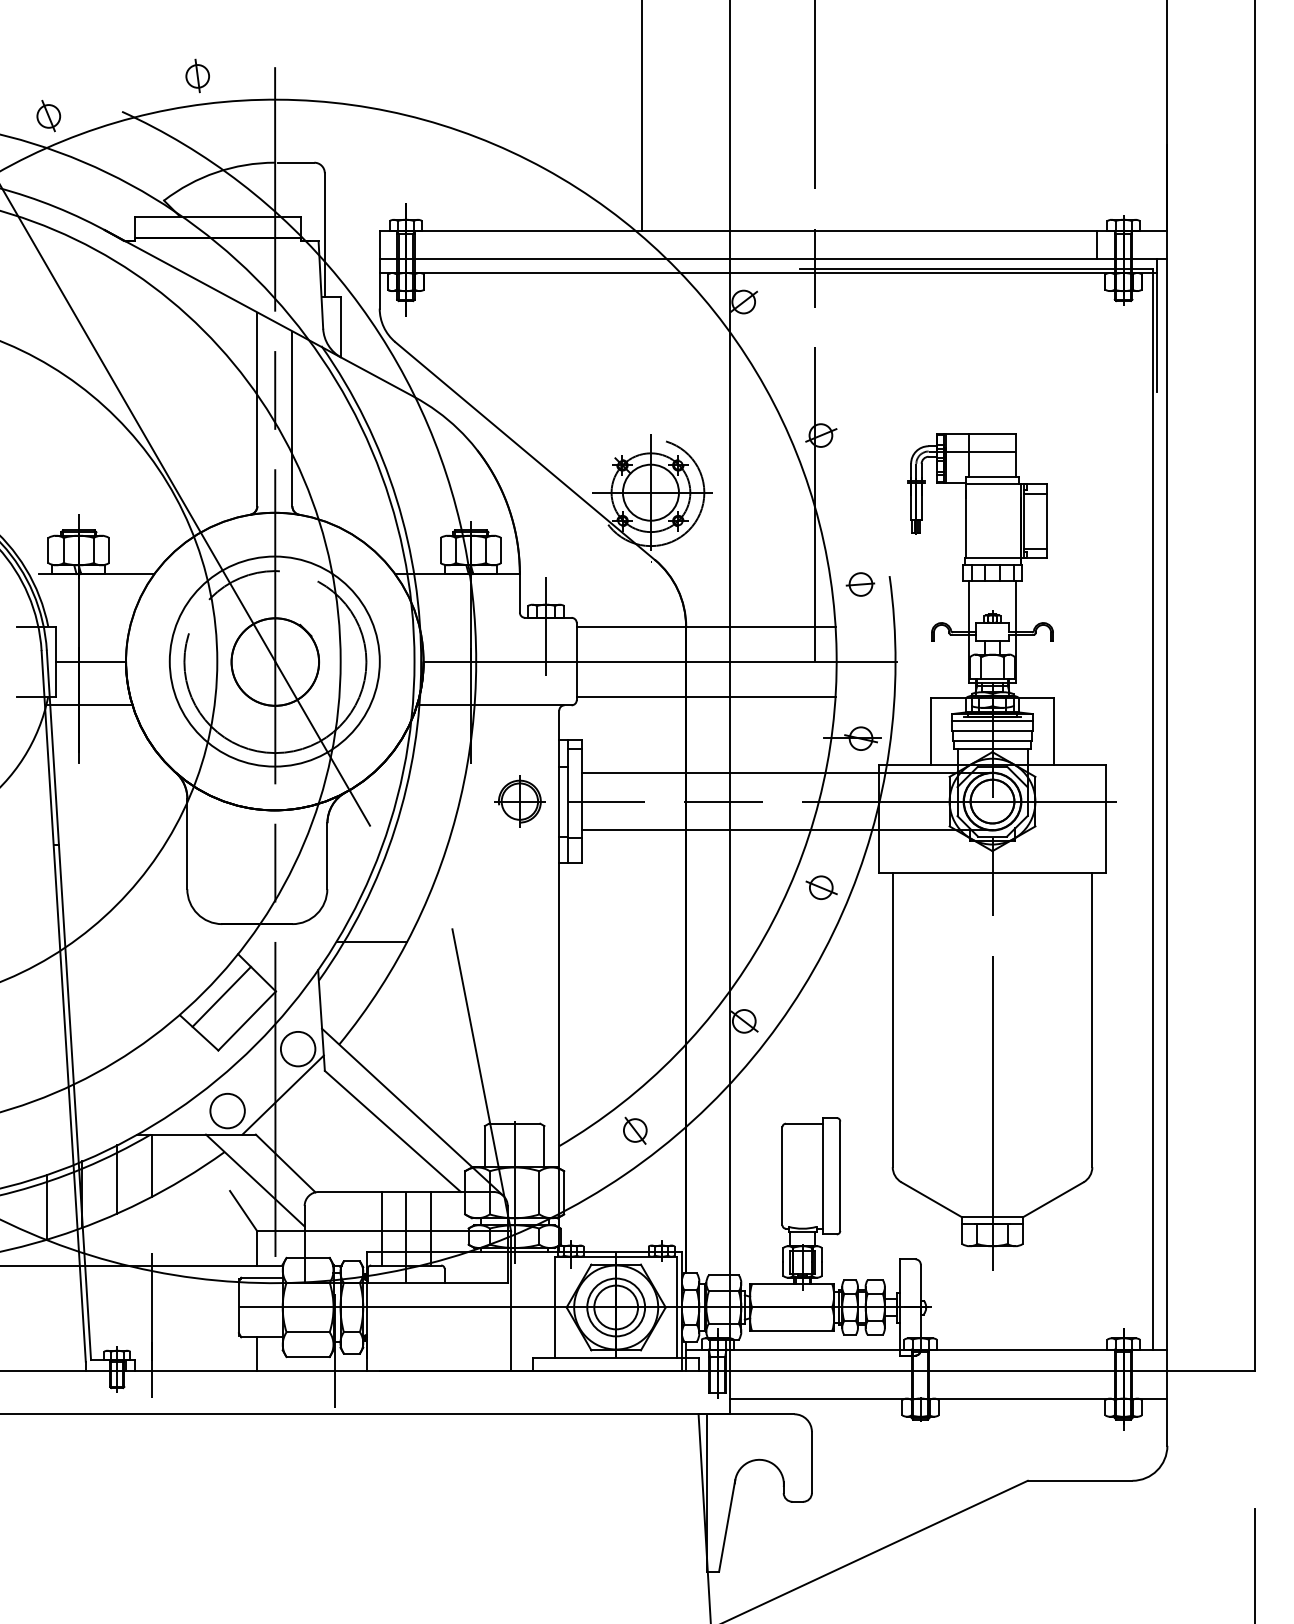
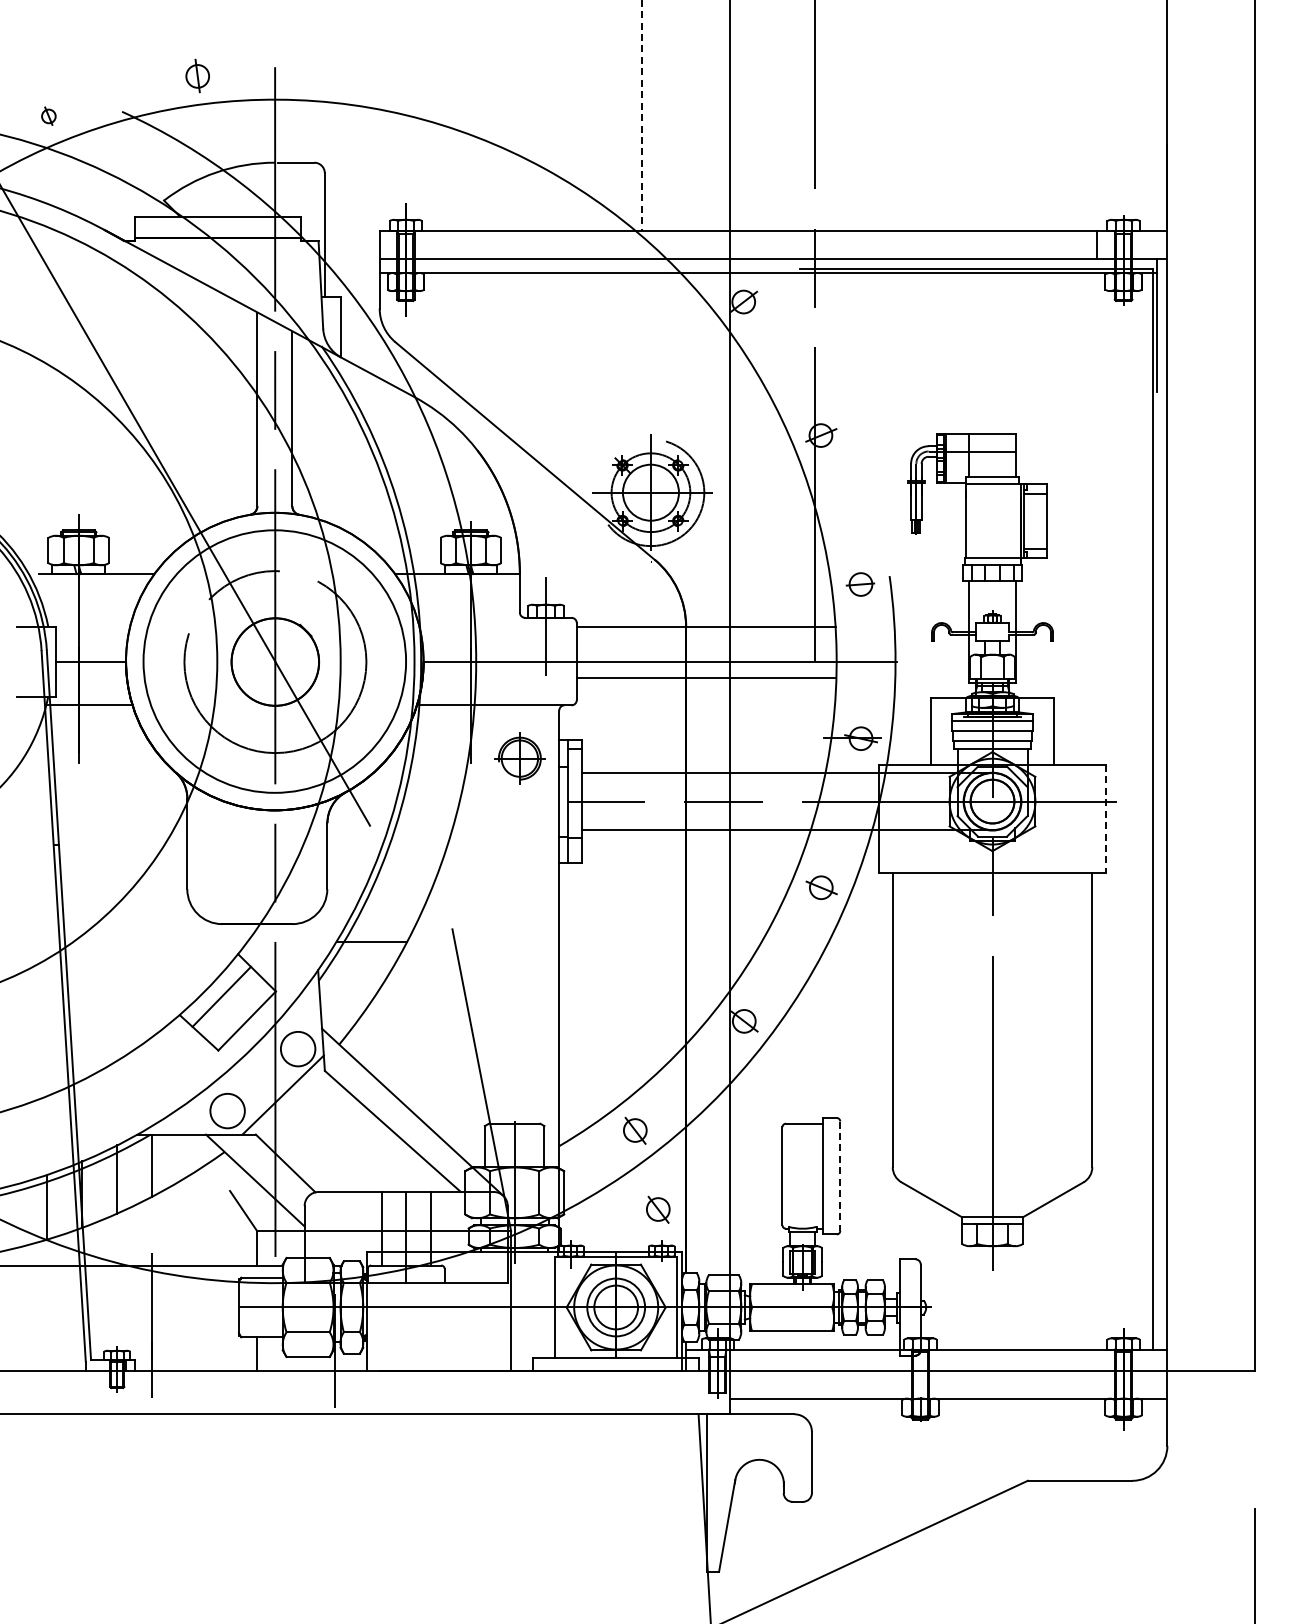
line: solid -> dashed (642, 115)
part size: 26x33 px -> 16x20 px (48, 115)
circle diameter: 210 px -> 263 px (274, 661)
line position: (705, 696) -> (705, 677) (705, 677)
part position: (519, 801) -> (519, 758) (519, 758)
line: solid -> dashed (1106, 819)
line: solid -> dashed (840, 1176)
part: none -> present (658, 1209)
